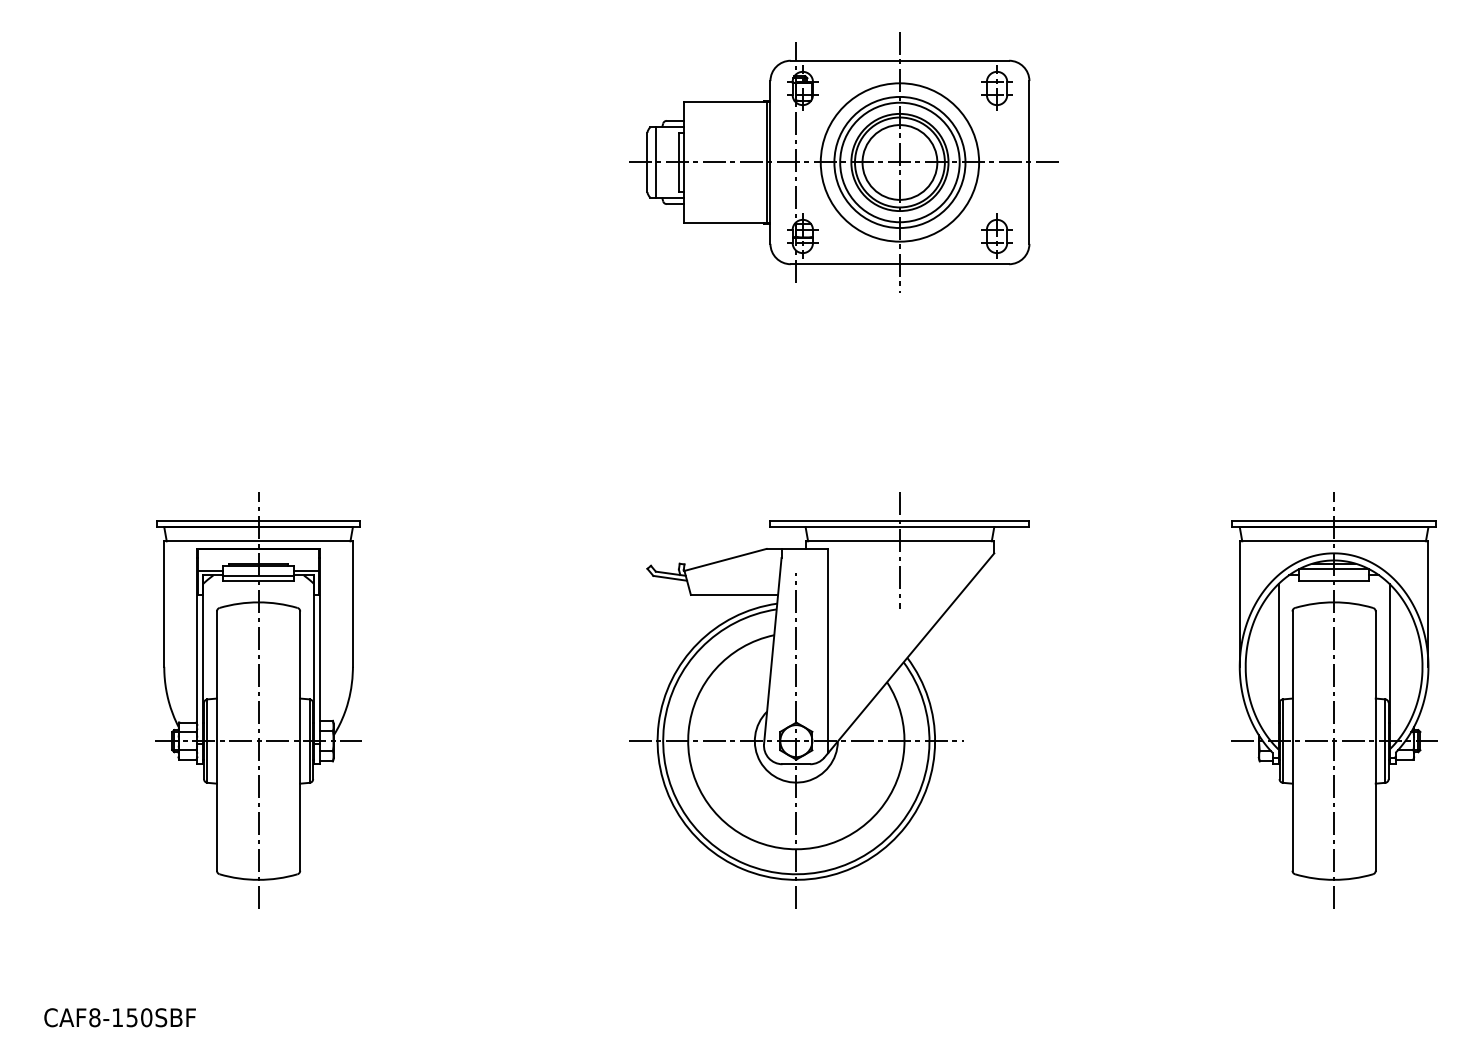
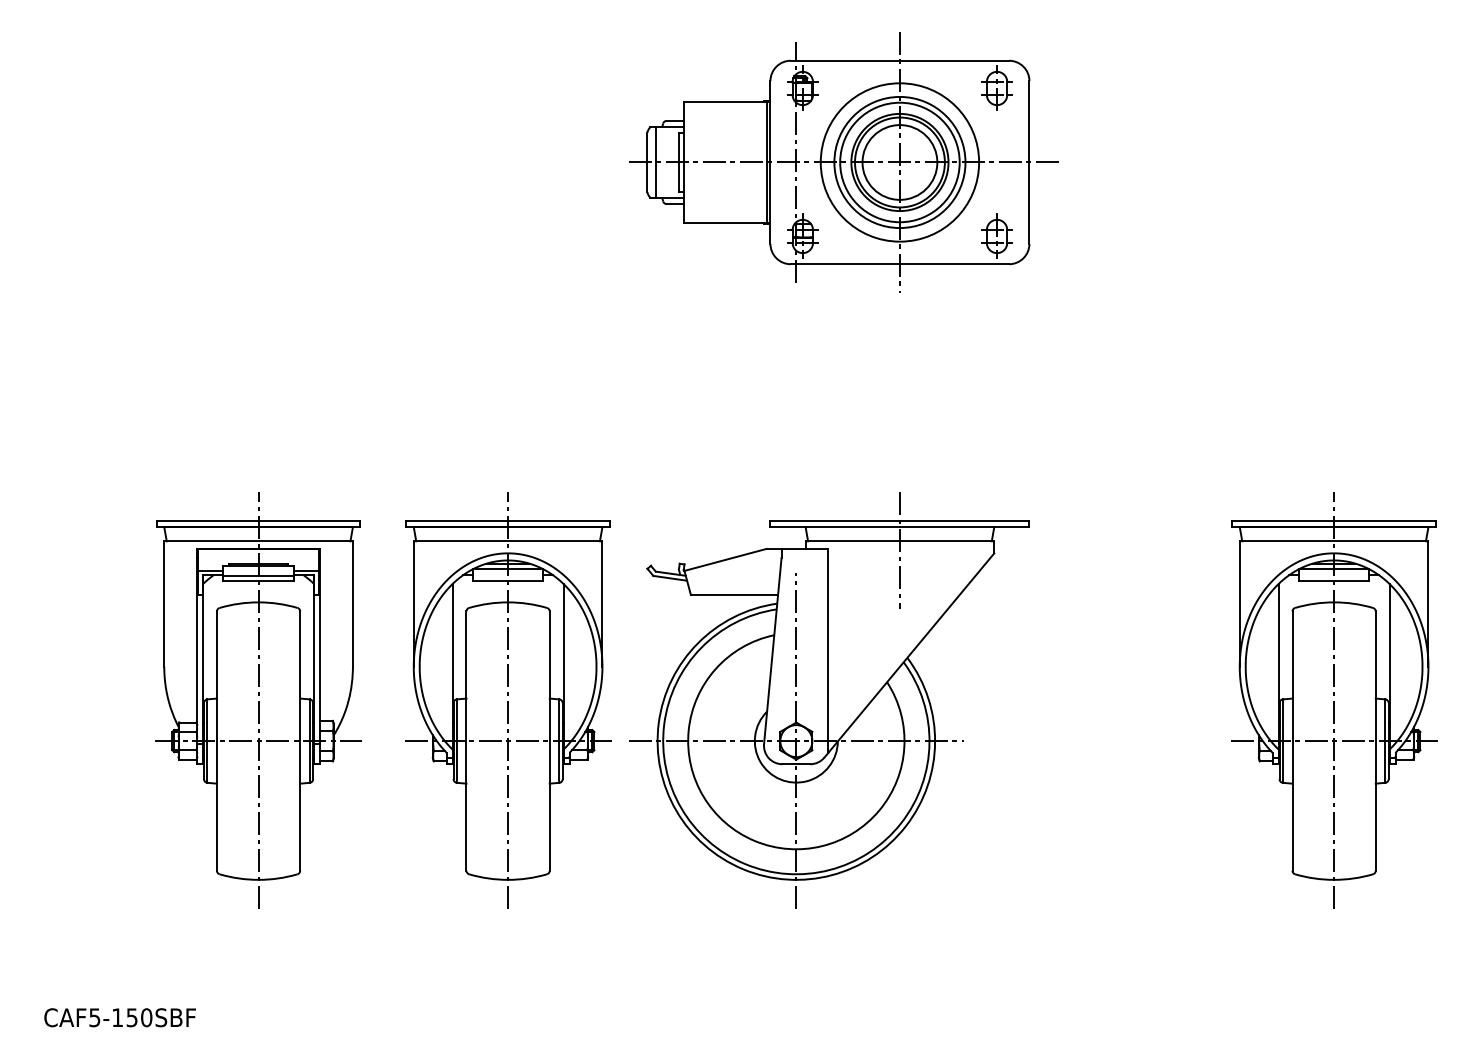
part: none -> present (508, 700)
text: CAF8-150SBF -> CAF5-150SBF (94, 1017)
